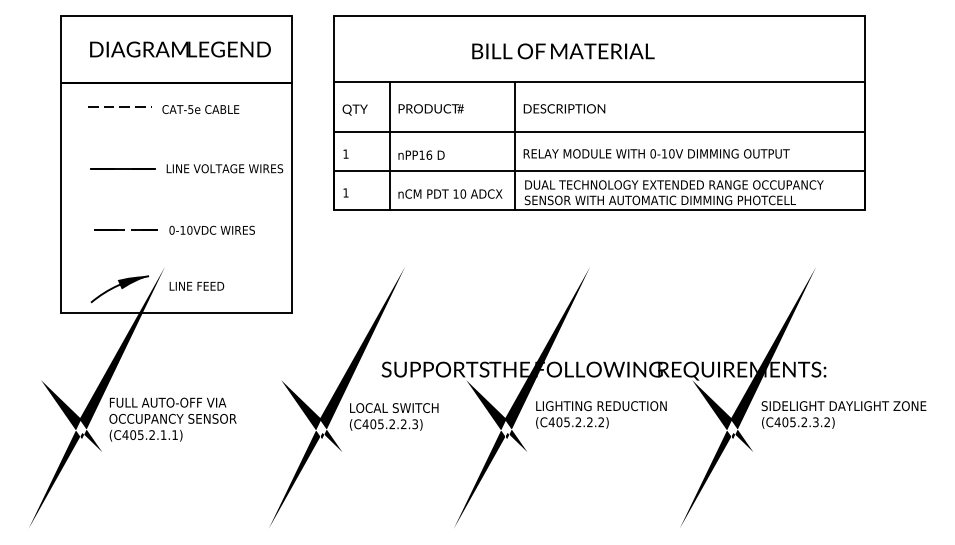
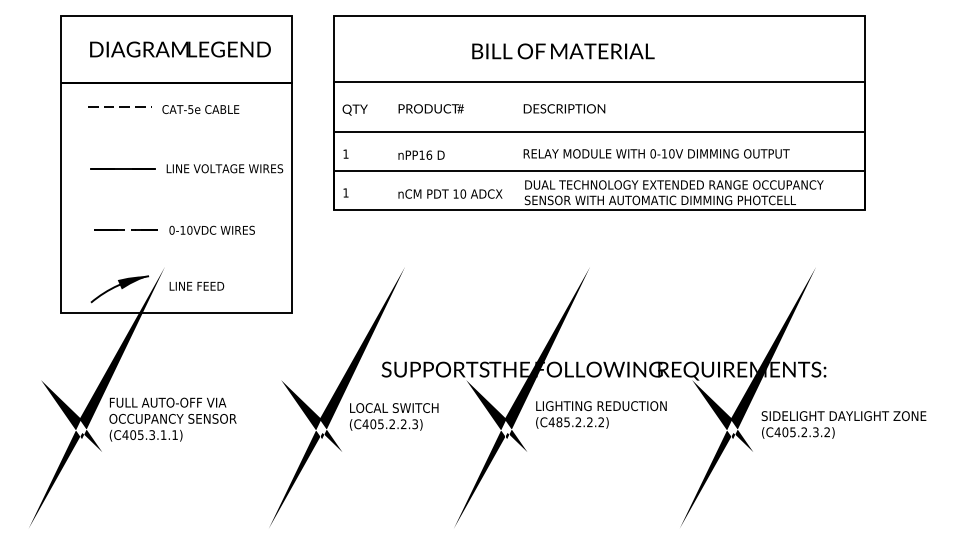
line: present -> none (389, 146)
line: present -> none (514, 146)
text position: (843, 414) -> (843, 424) (843, 424)
text: (C405.2.2.2) -> (C485.2.2.2) (559, 421)
text: (C405.2.1.1) -> (C405.3.1.1) (151, 435)
